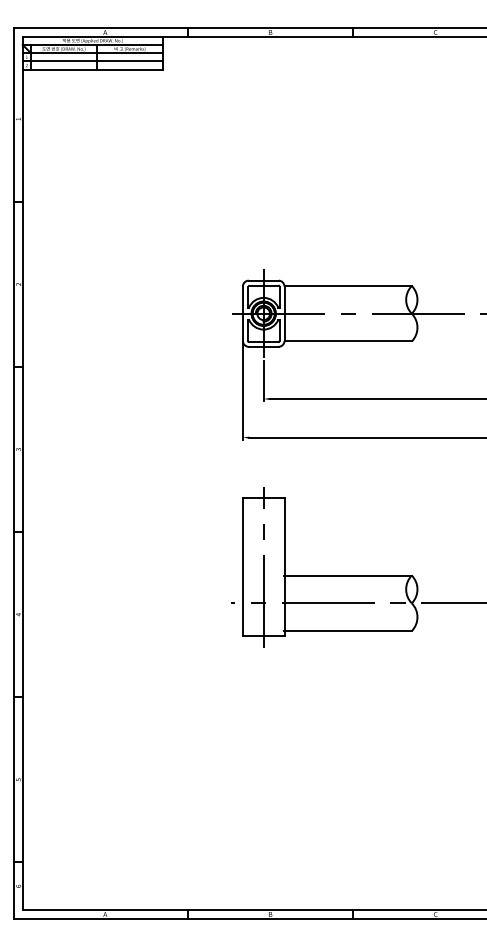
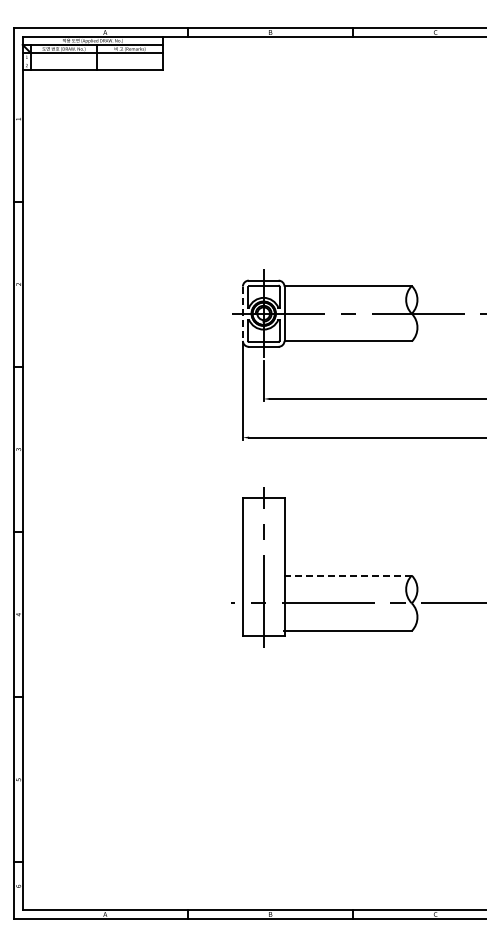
line: present -> none (92, 61)
line: solid -> dashed (242, 314)
line: solid -> dashed (348, 575)
